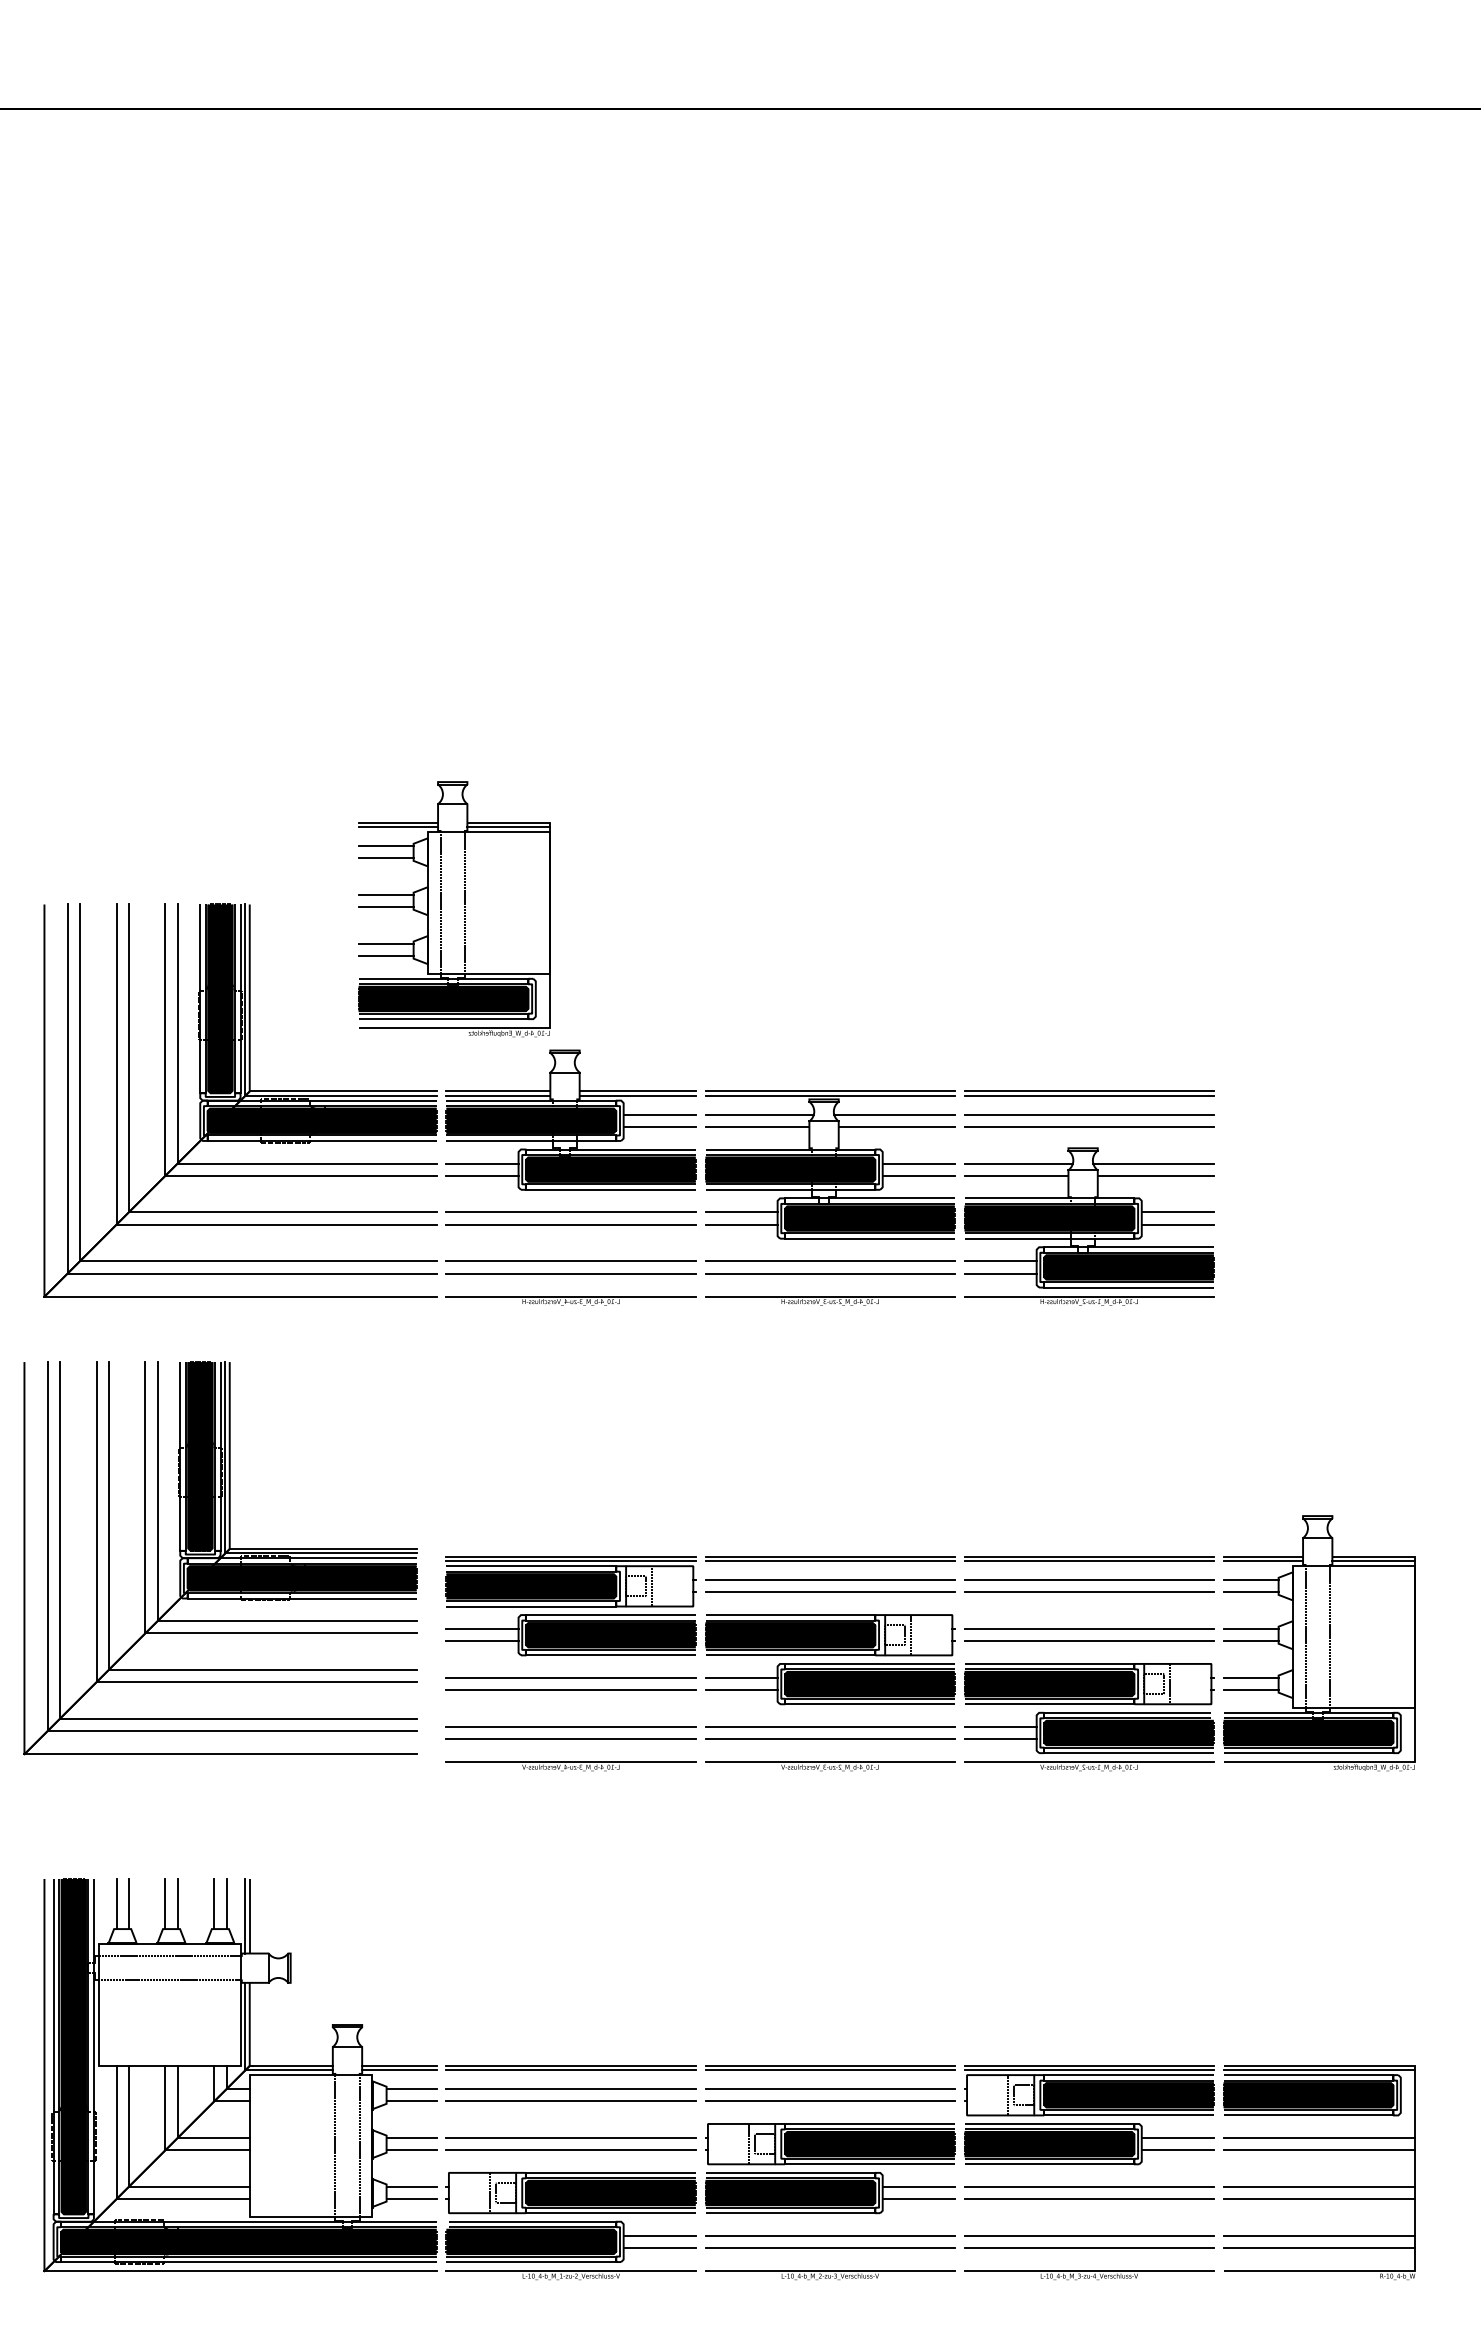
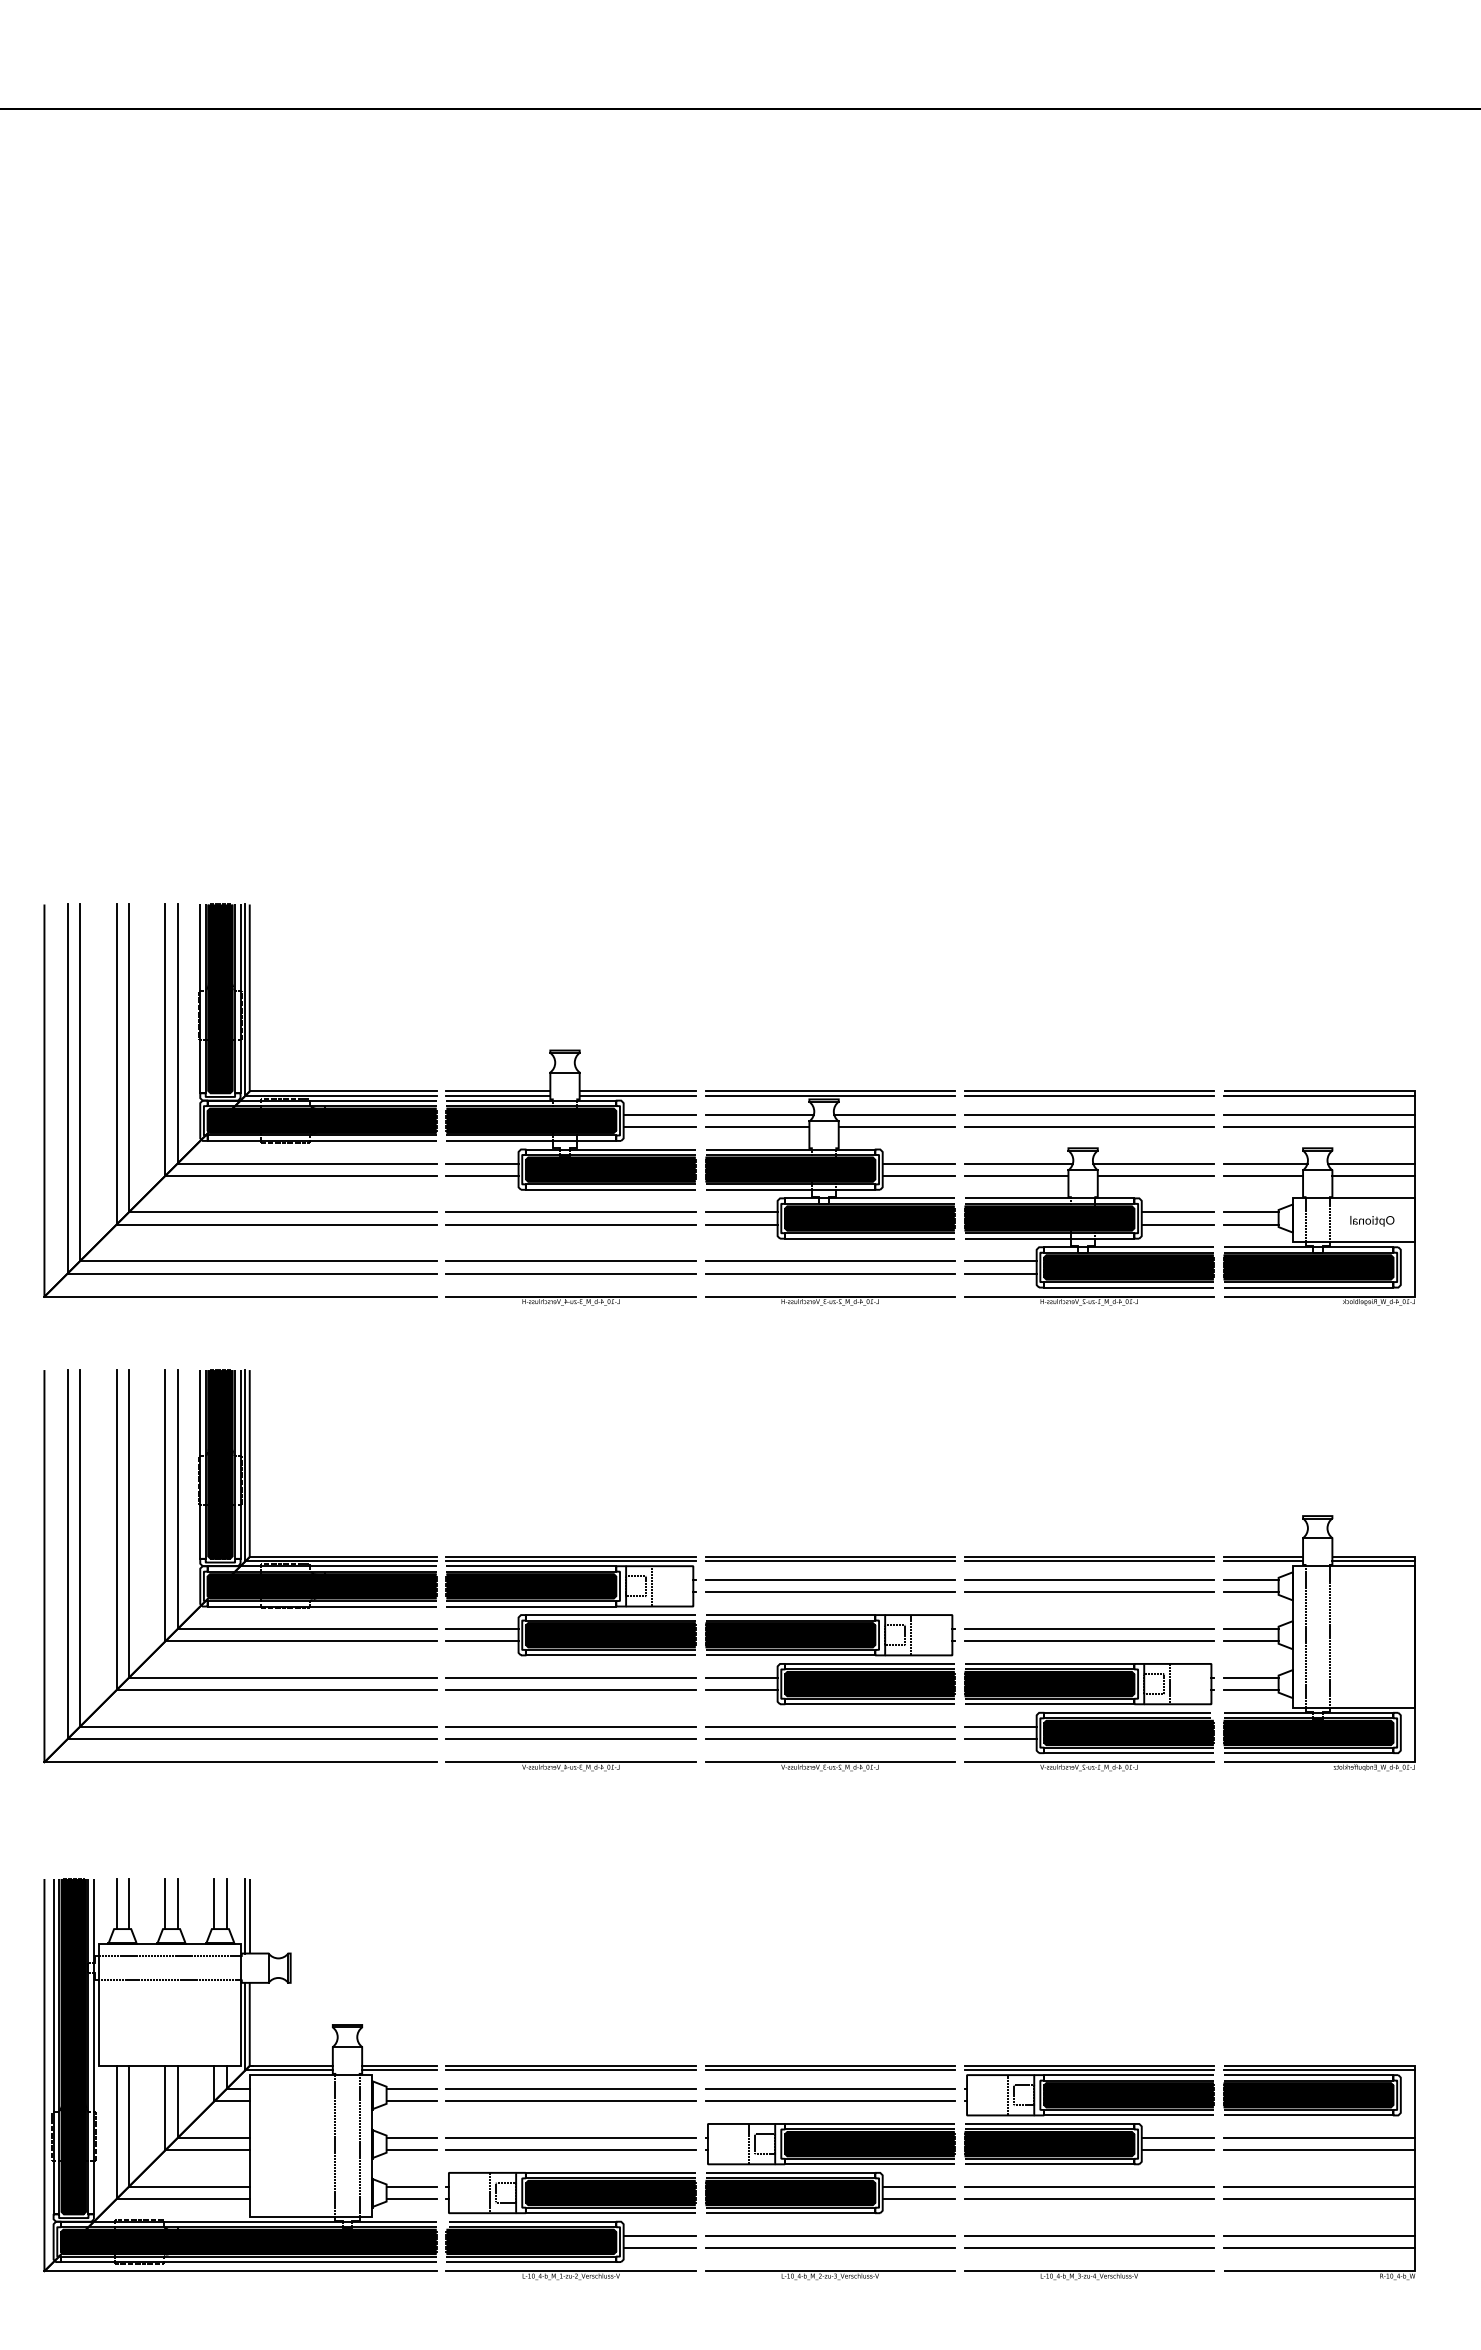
part: present -> none (454, 909)
part: none -> present (1319, 1197)
part position: (220, 1558) -> (240, 1566) (240, 1566)
